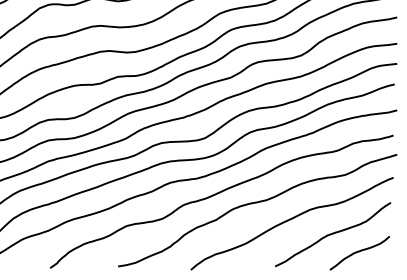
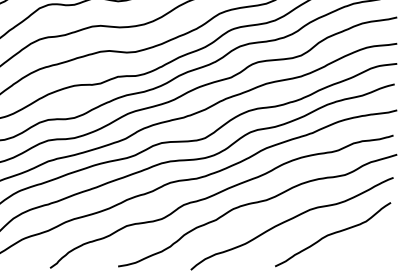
curve: present -> none (359, 252)
